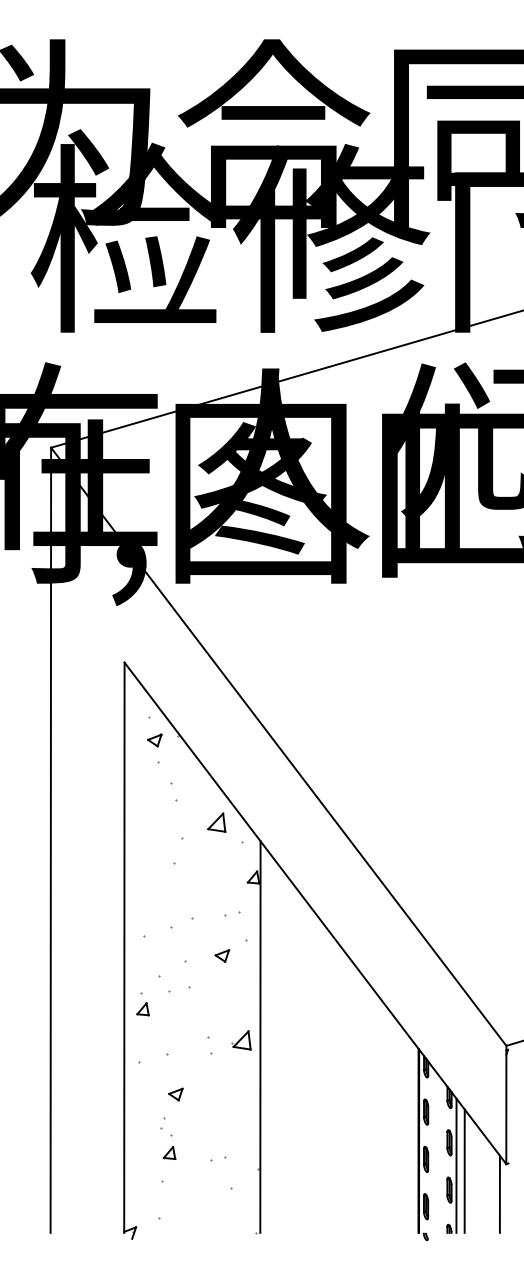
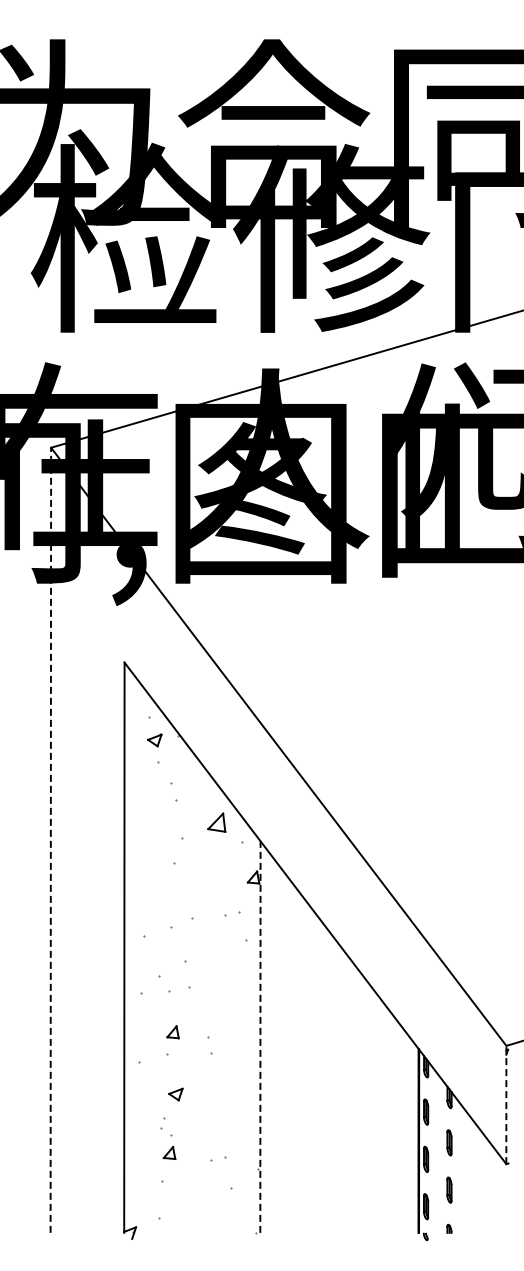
line: solid -> dashed (50, 840)
part: present -> none (222, 955)
part position: (142, 1009) -> (172, 1032) (172, 1032)
line: solid -> dashed (260, 1037)
part: present -> none (241, 1040)
line: solid -> dashed (506, 1104)
line: present -> none (456, 1165)
line: present -> none (464, 1170)
line: present -> none (499, 1193)
